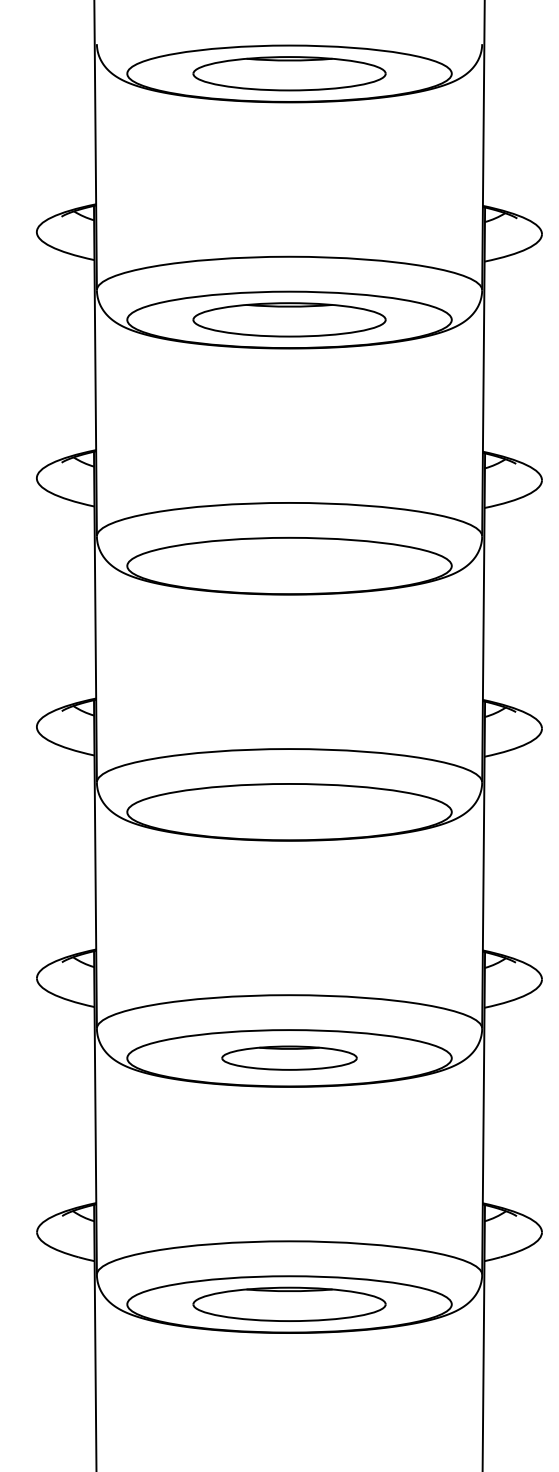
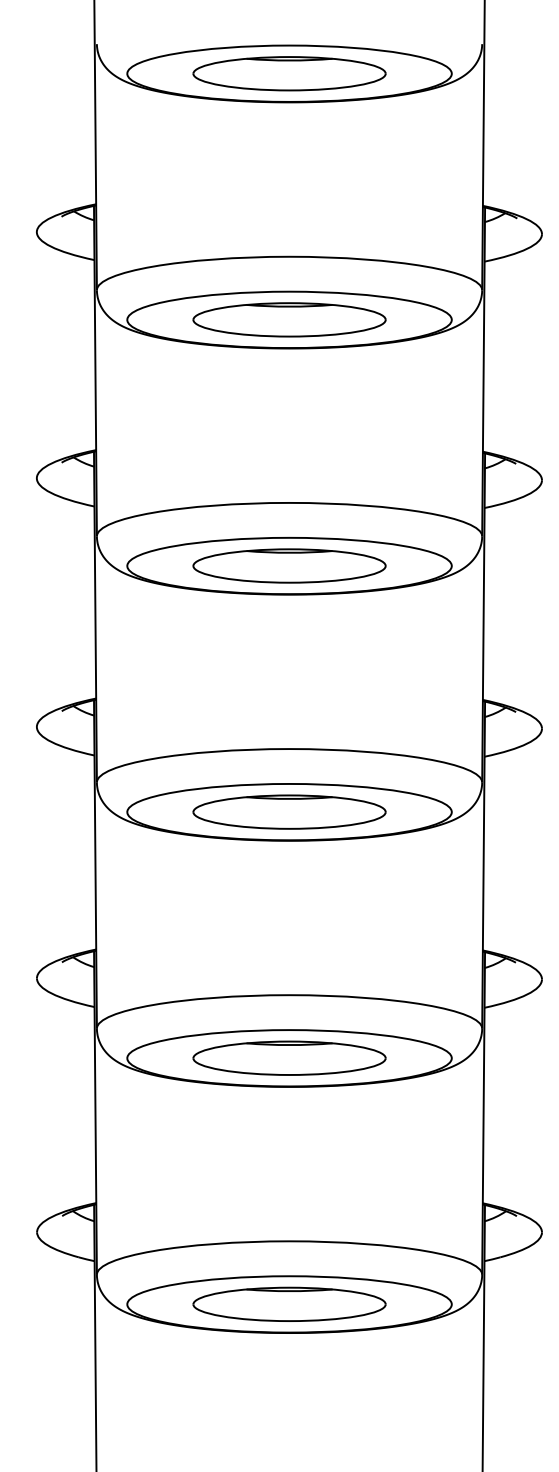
part: none -> present (289, 565)
part: none -> present (289, 811)
part size: 137x26 px -> 195x36 px (289, 1057)
